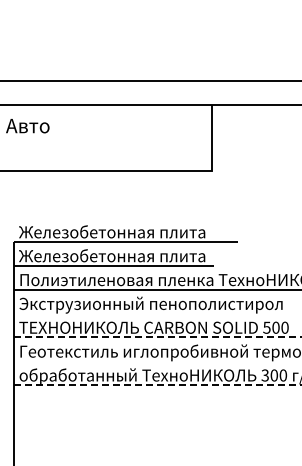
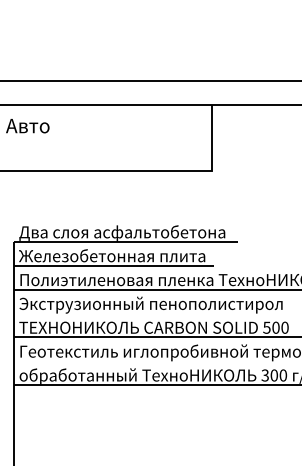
text: Железобетонная плита -> Два слоя асфальтобетона (122, 232)
line: dashed -> solid (157, 337)
line: dashed -> solid (157, 385)
